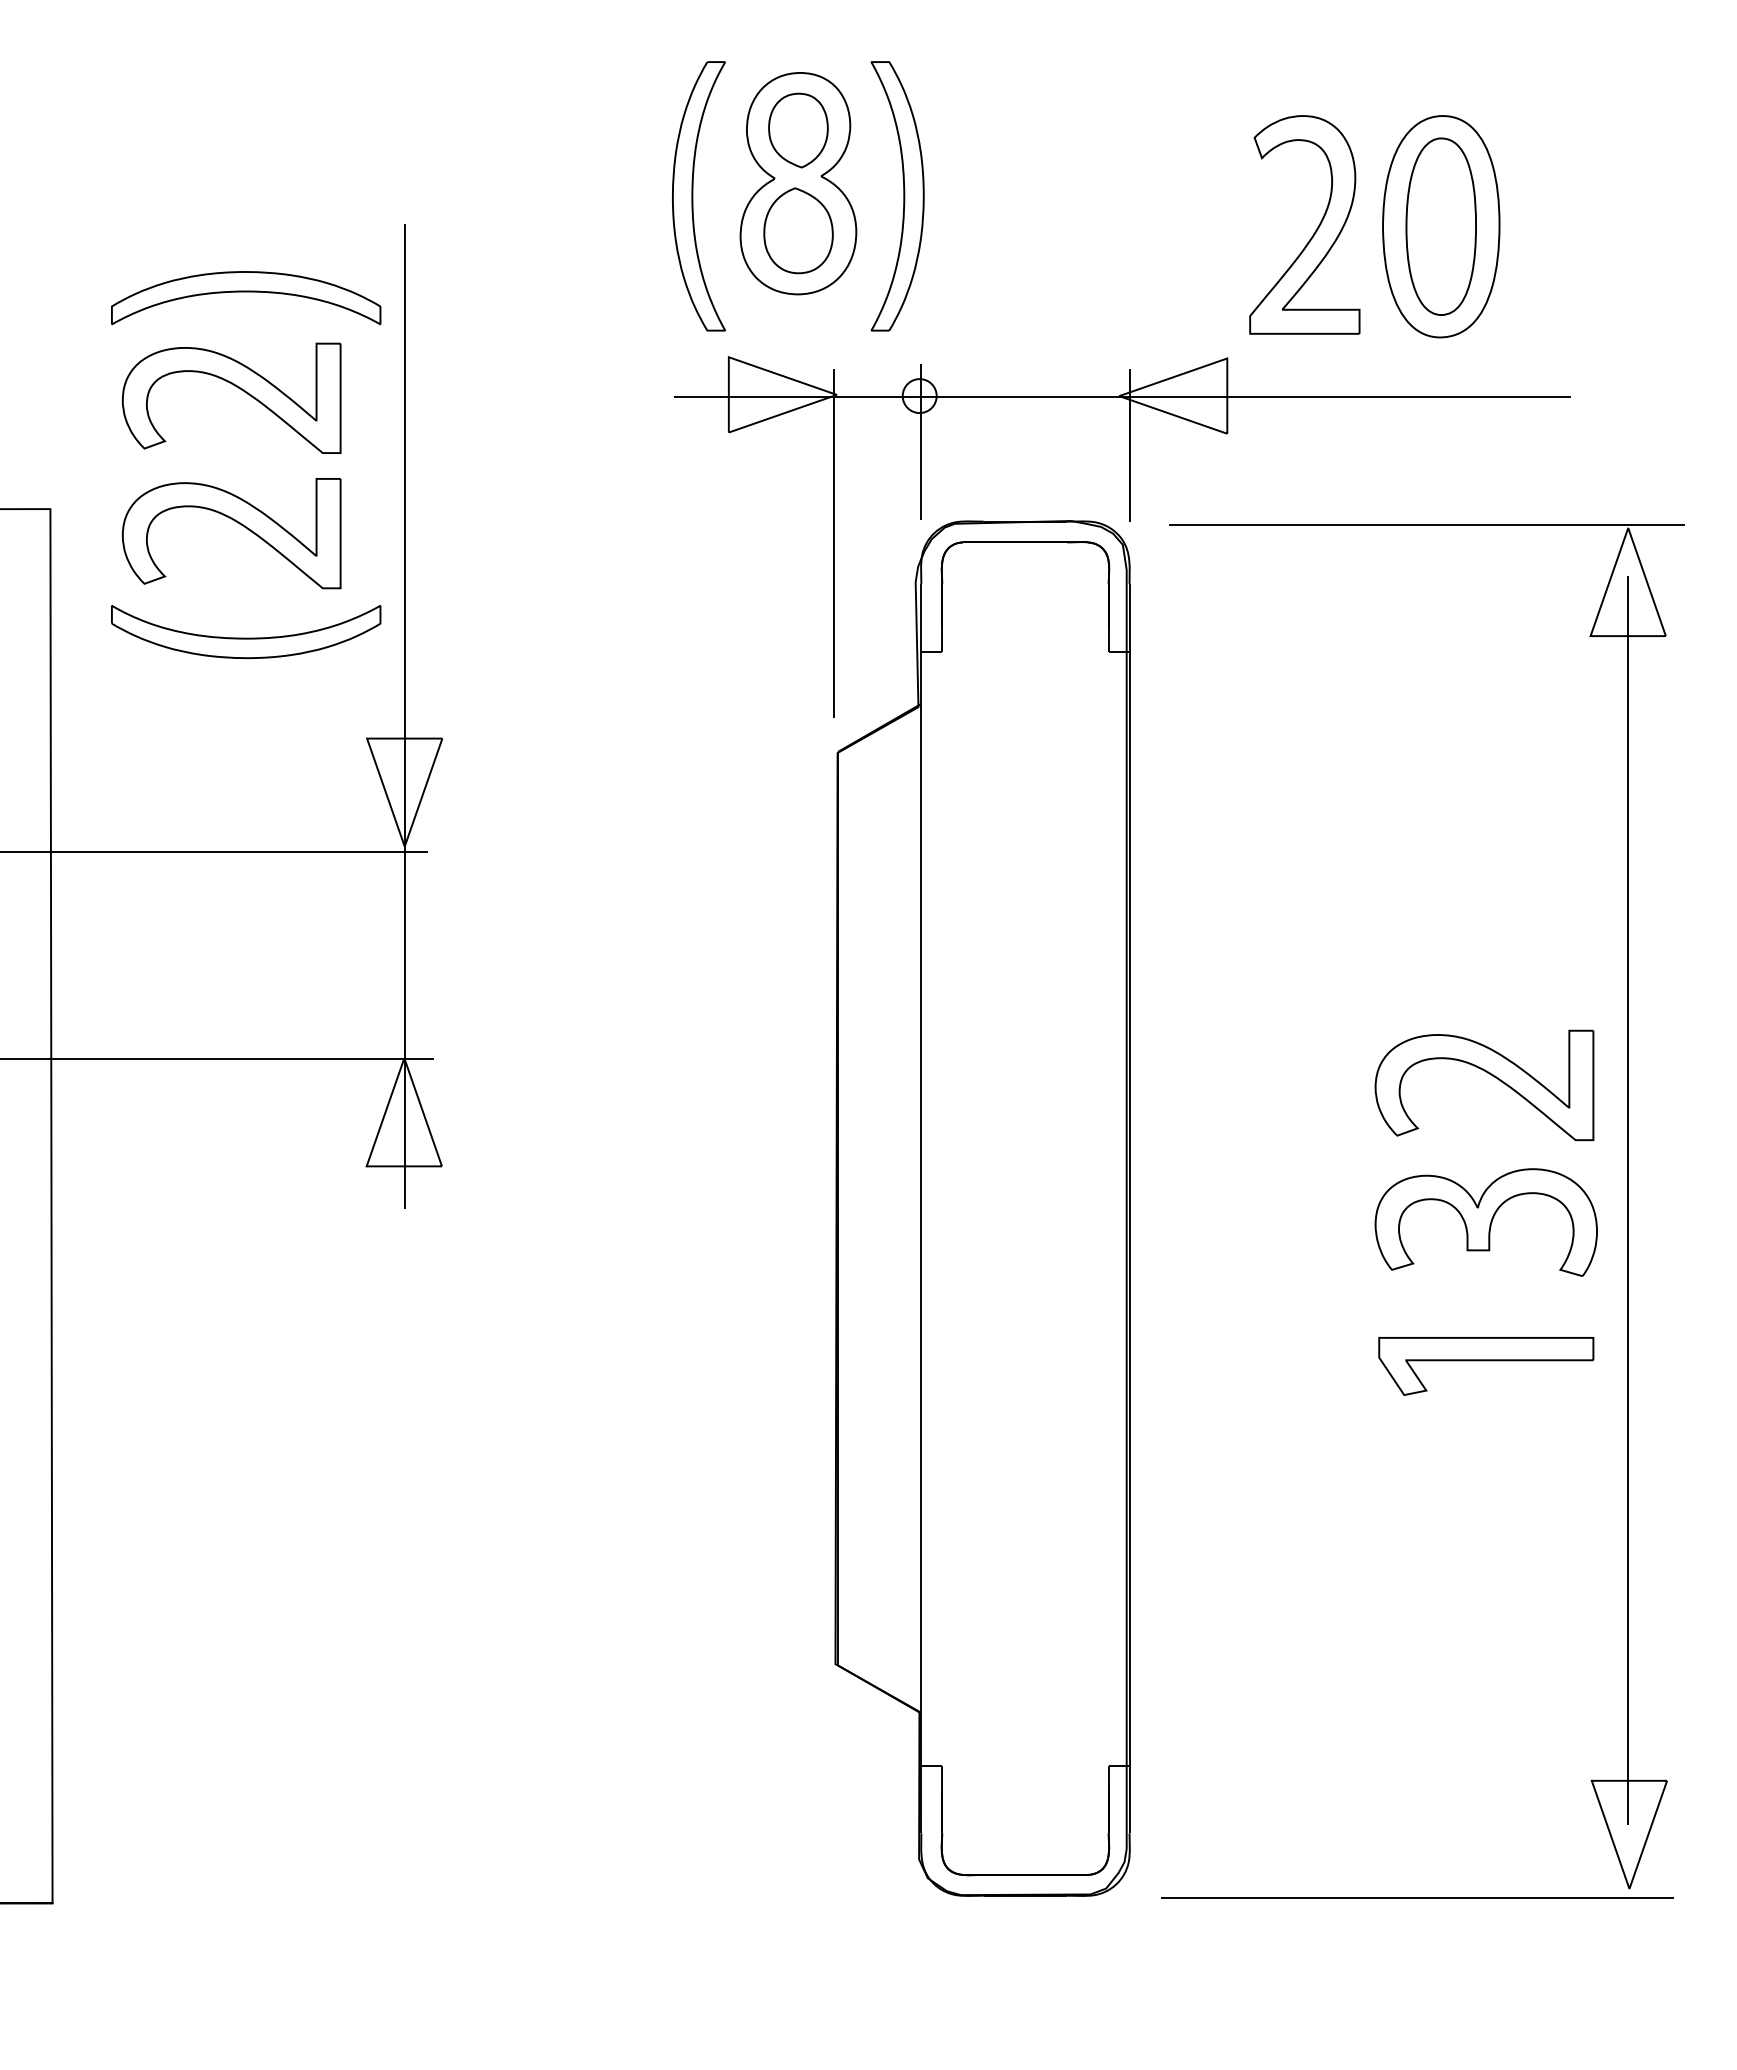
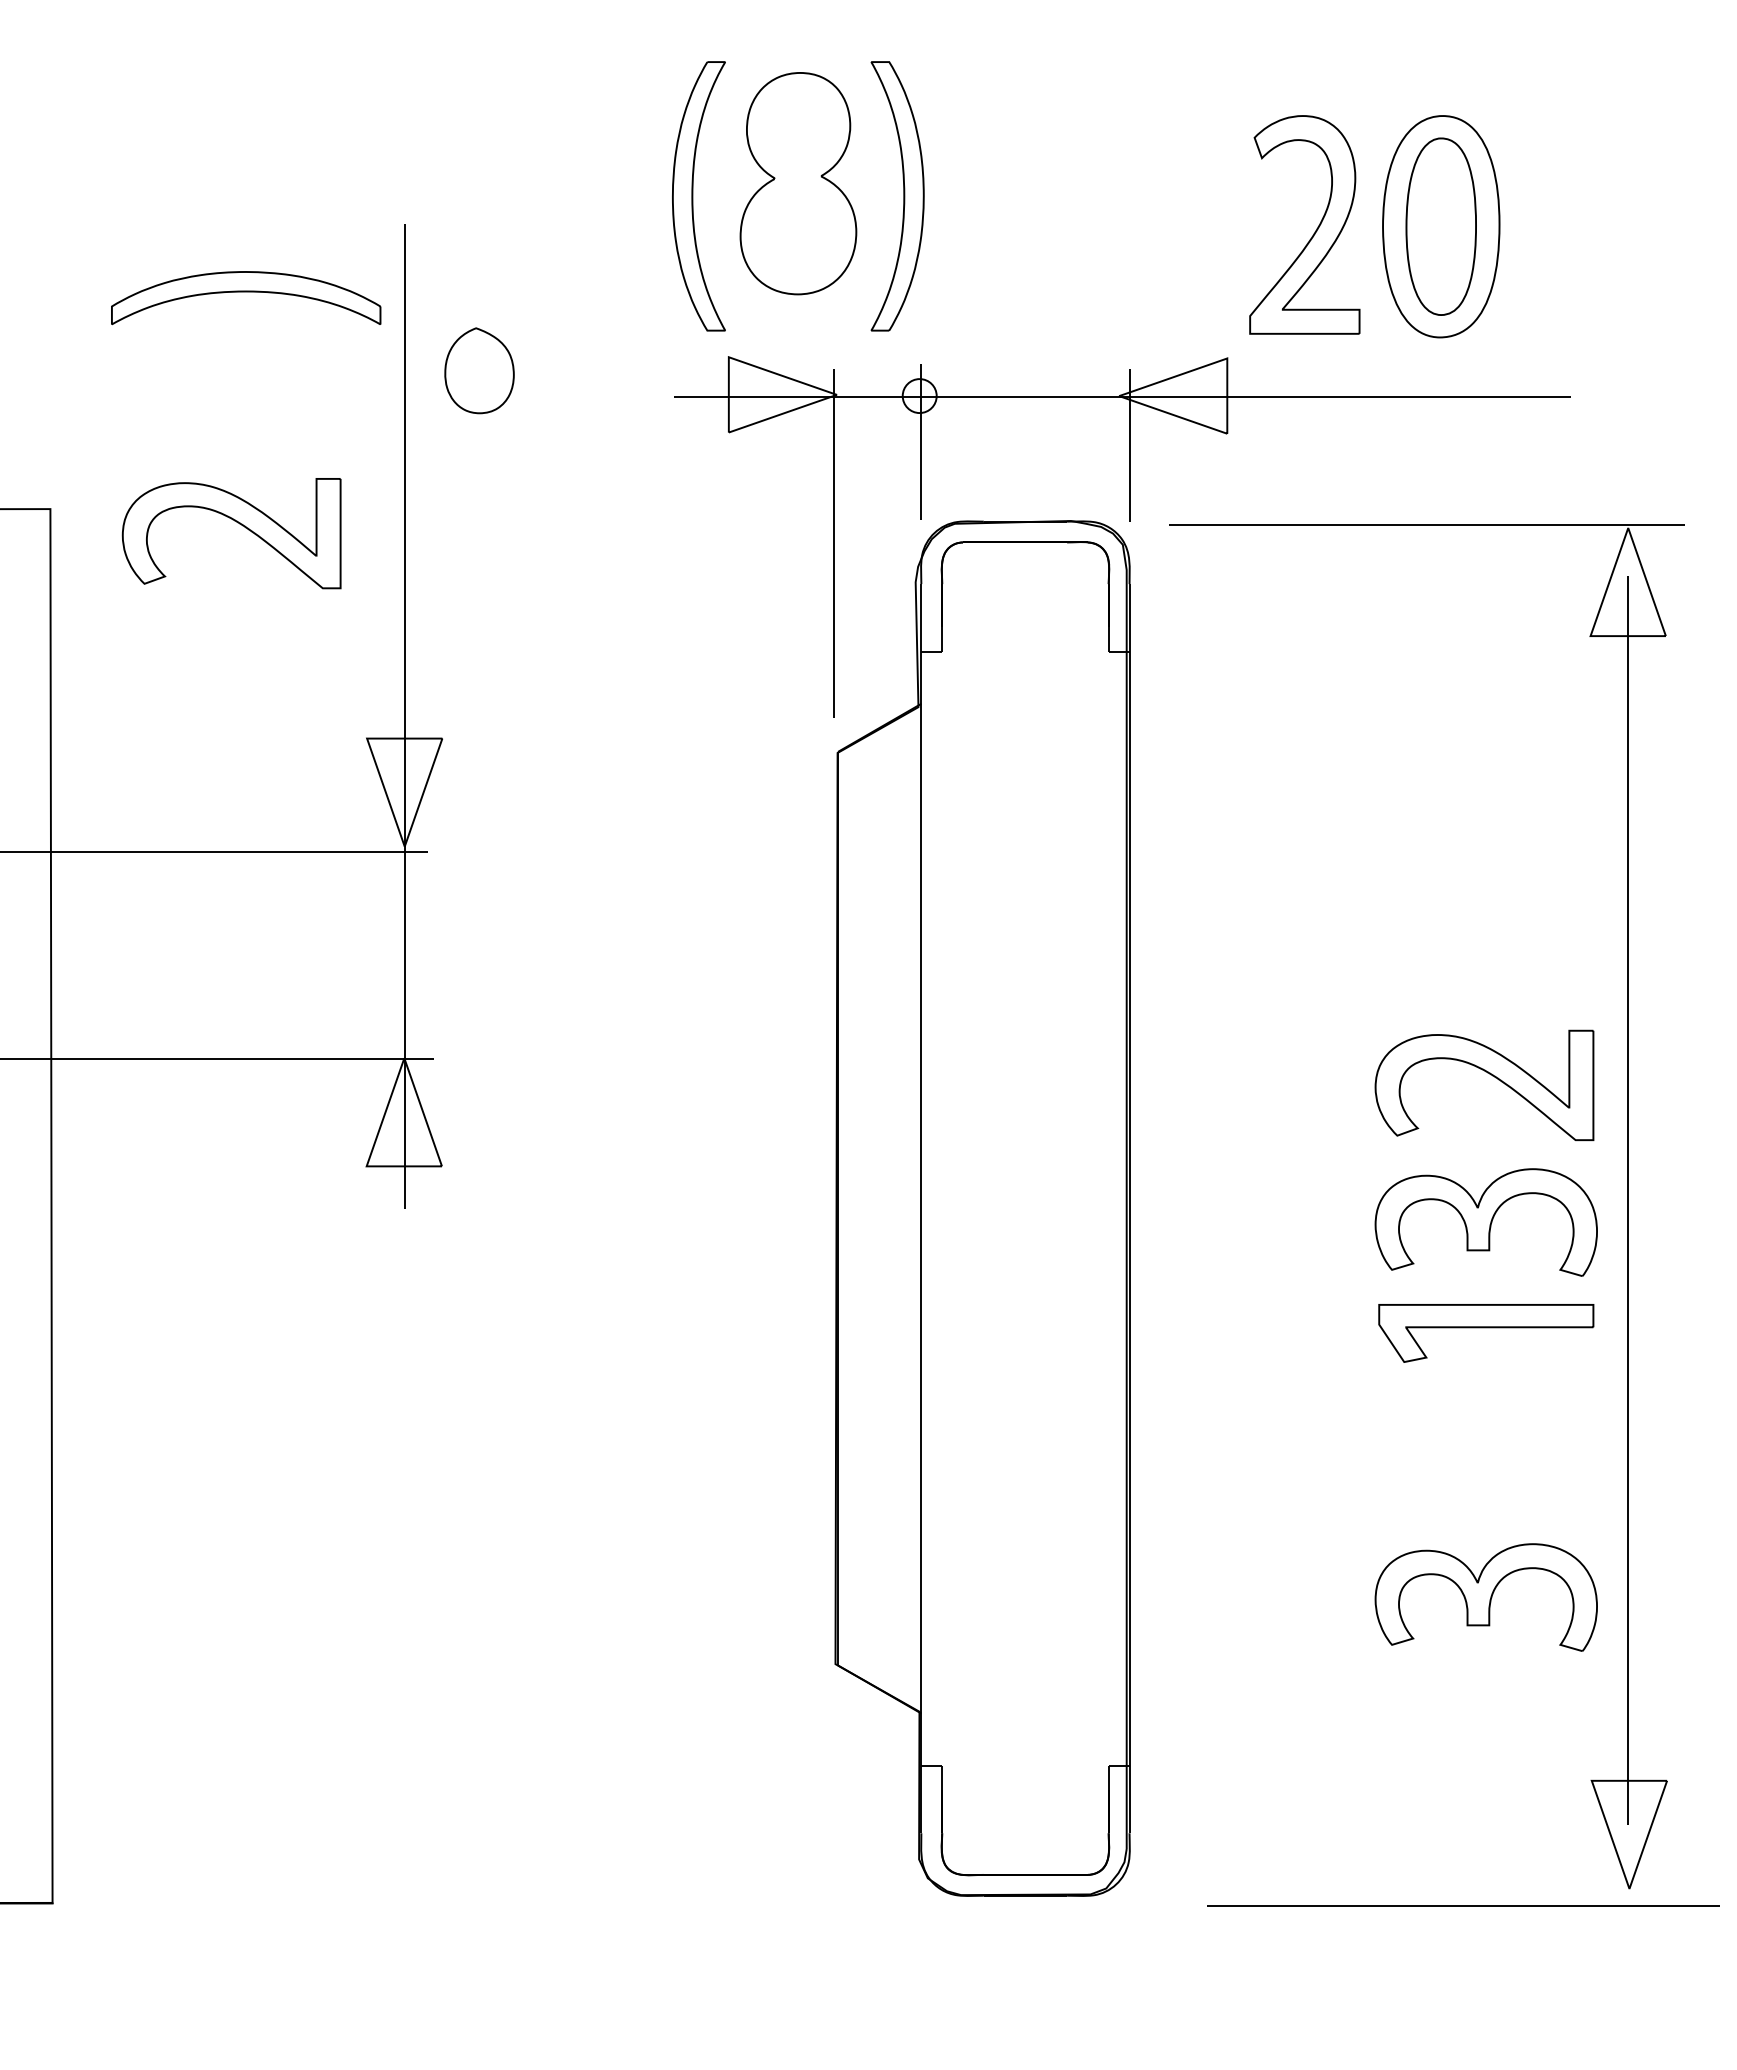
part: present -> none (798, 130)
part position: (798, 230) -> (479, 370) (479, 370)
part: present -> none (236, 387)
part: present -> none (246, 632)
part position: (1486, 1366) -> (1486, 1333) (1486, 1333)
part: none -> present (1485, 1597)
line position: (1417, 1897) -> (1463, 1905) (1463, 1905)
